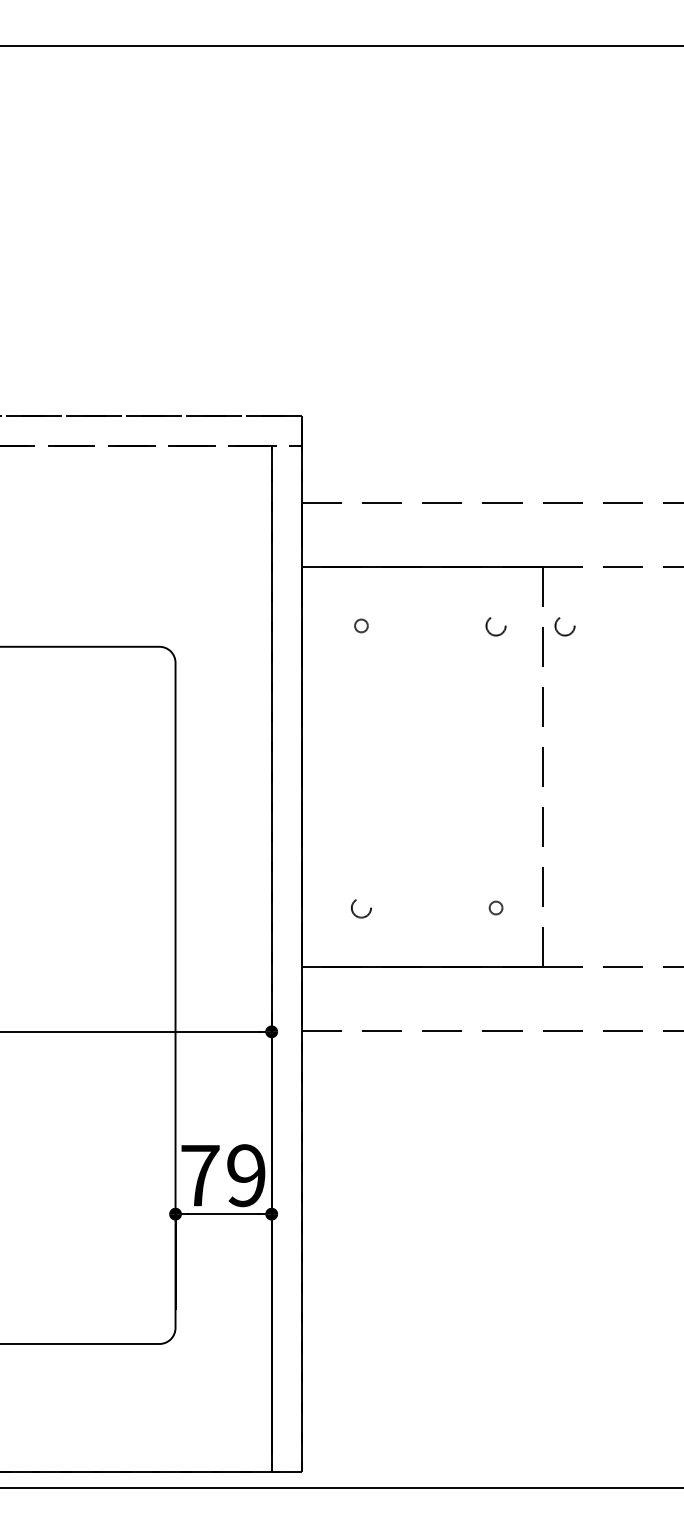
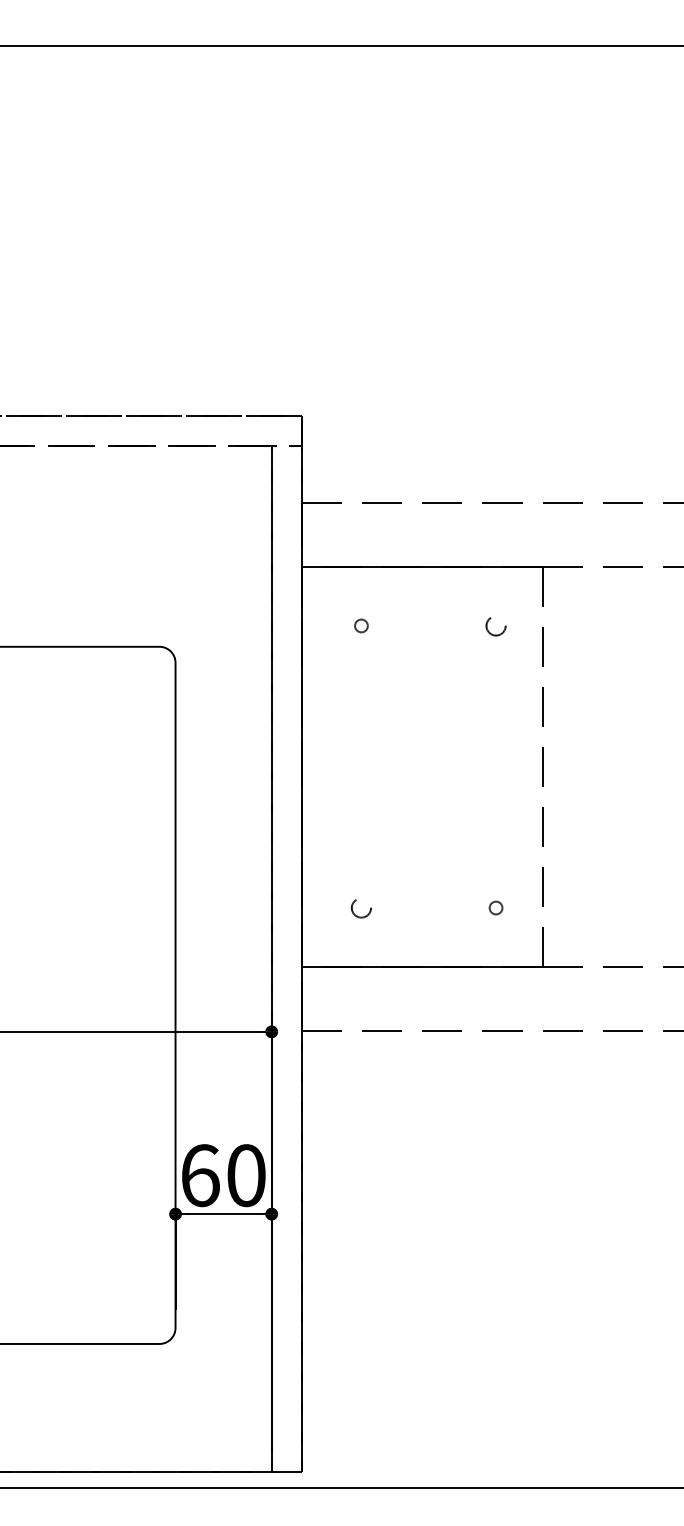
circle: present -> none (564, 626)
text: 79 -> 60 (223, 1175)
